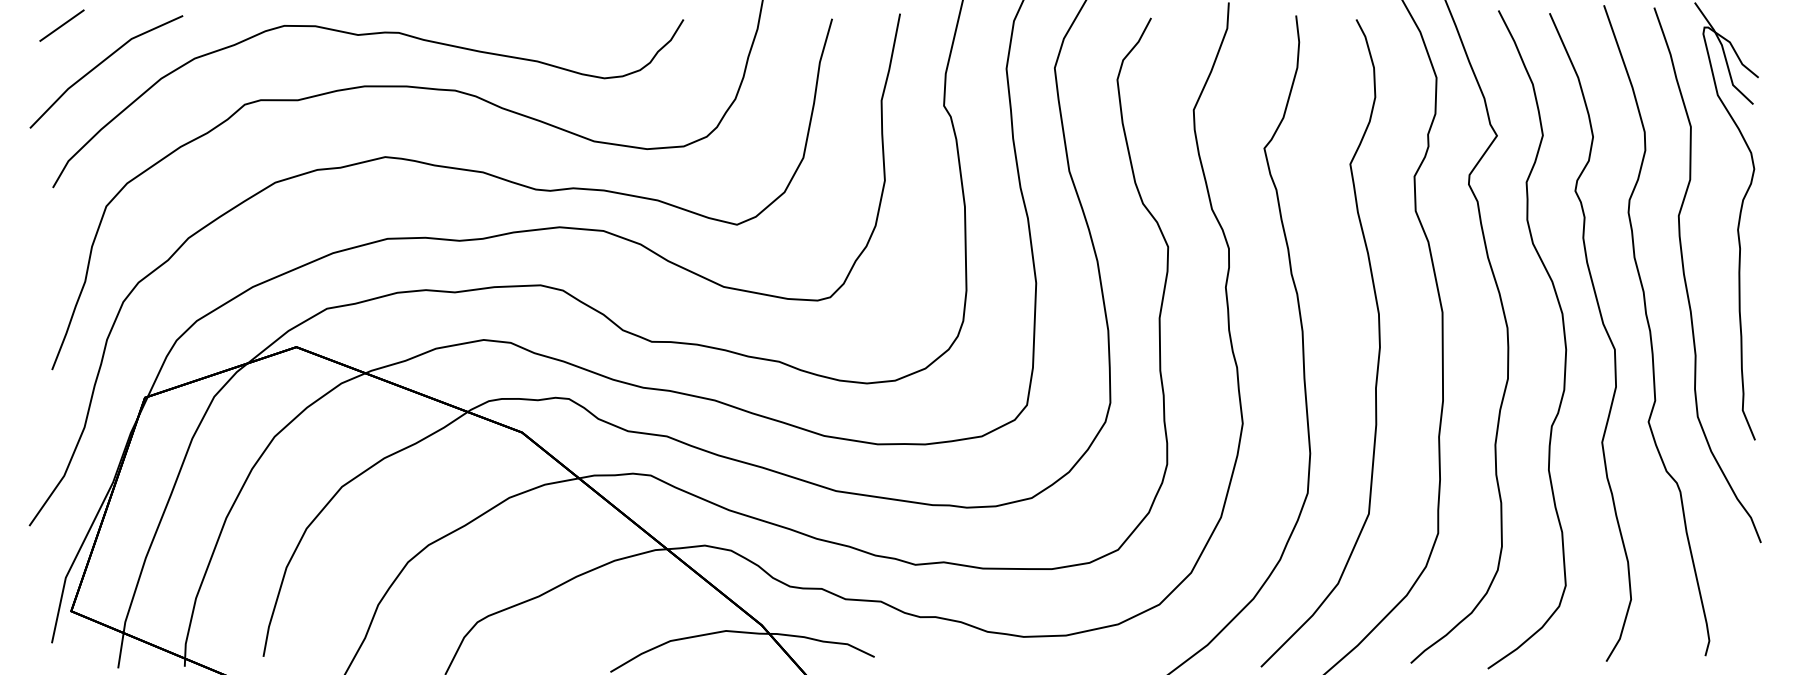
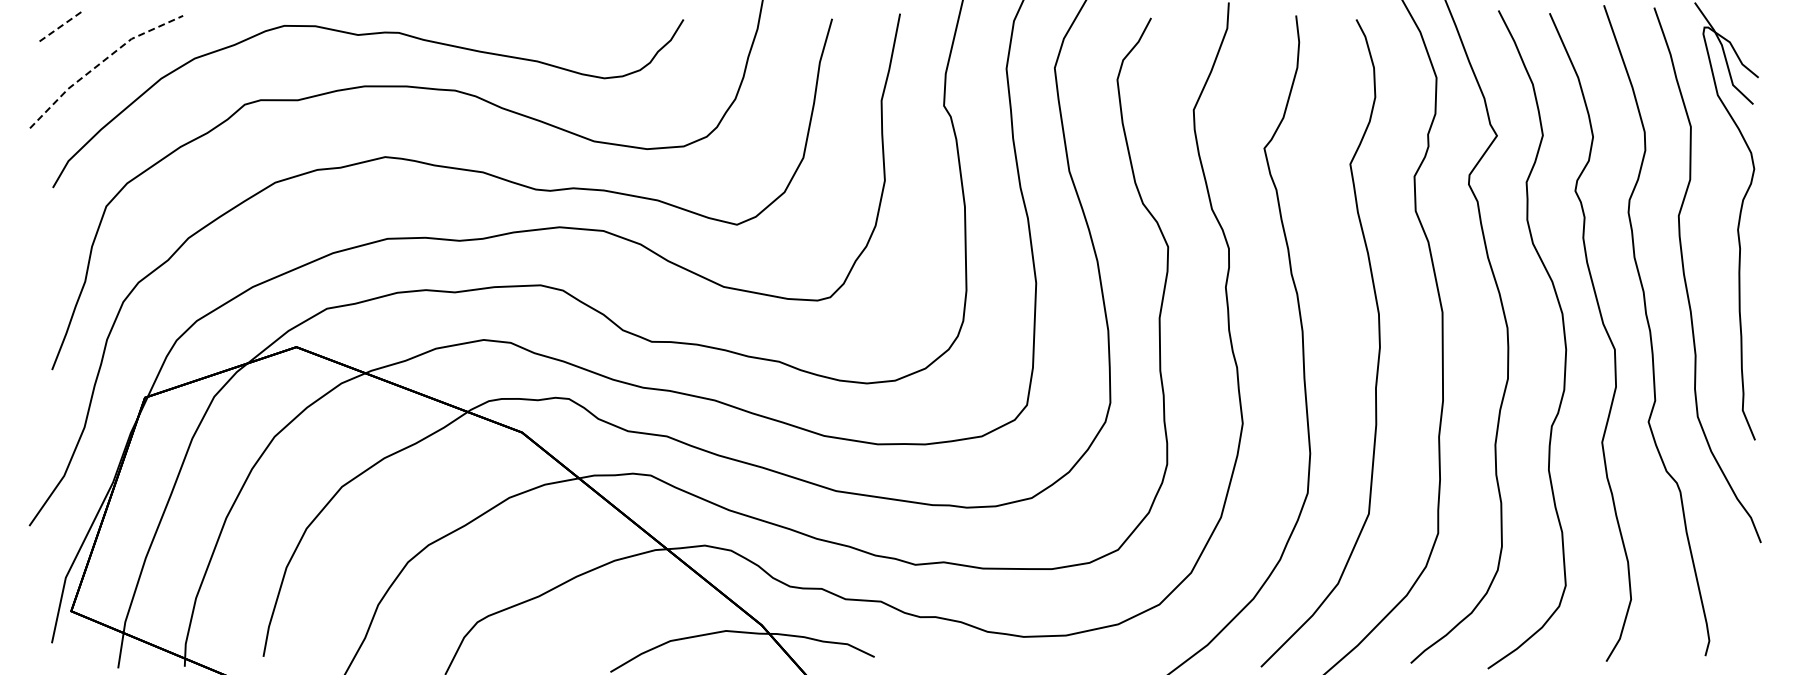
line: solid -> dashed (62, 25)
line: solid -> dashed (101, 63)
